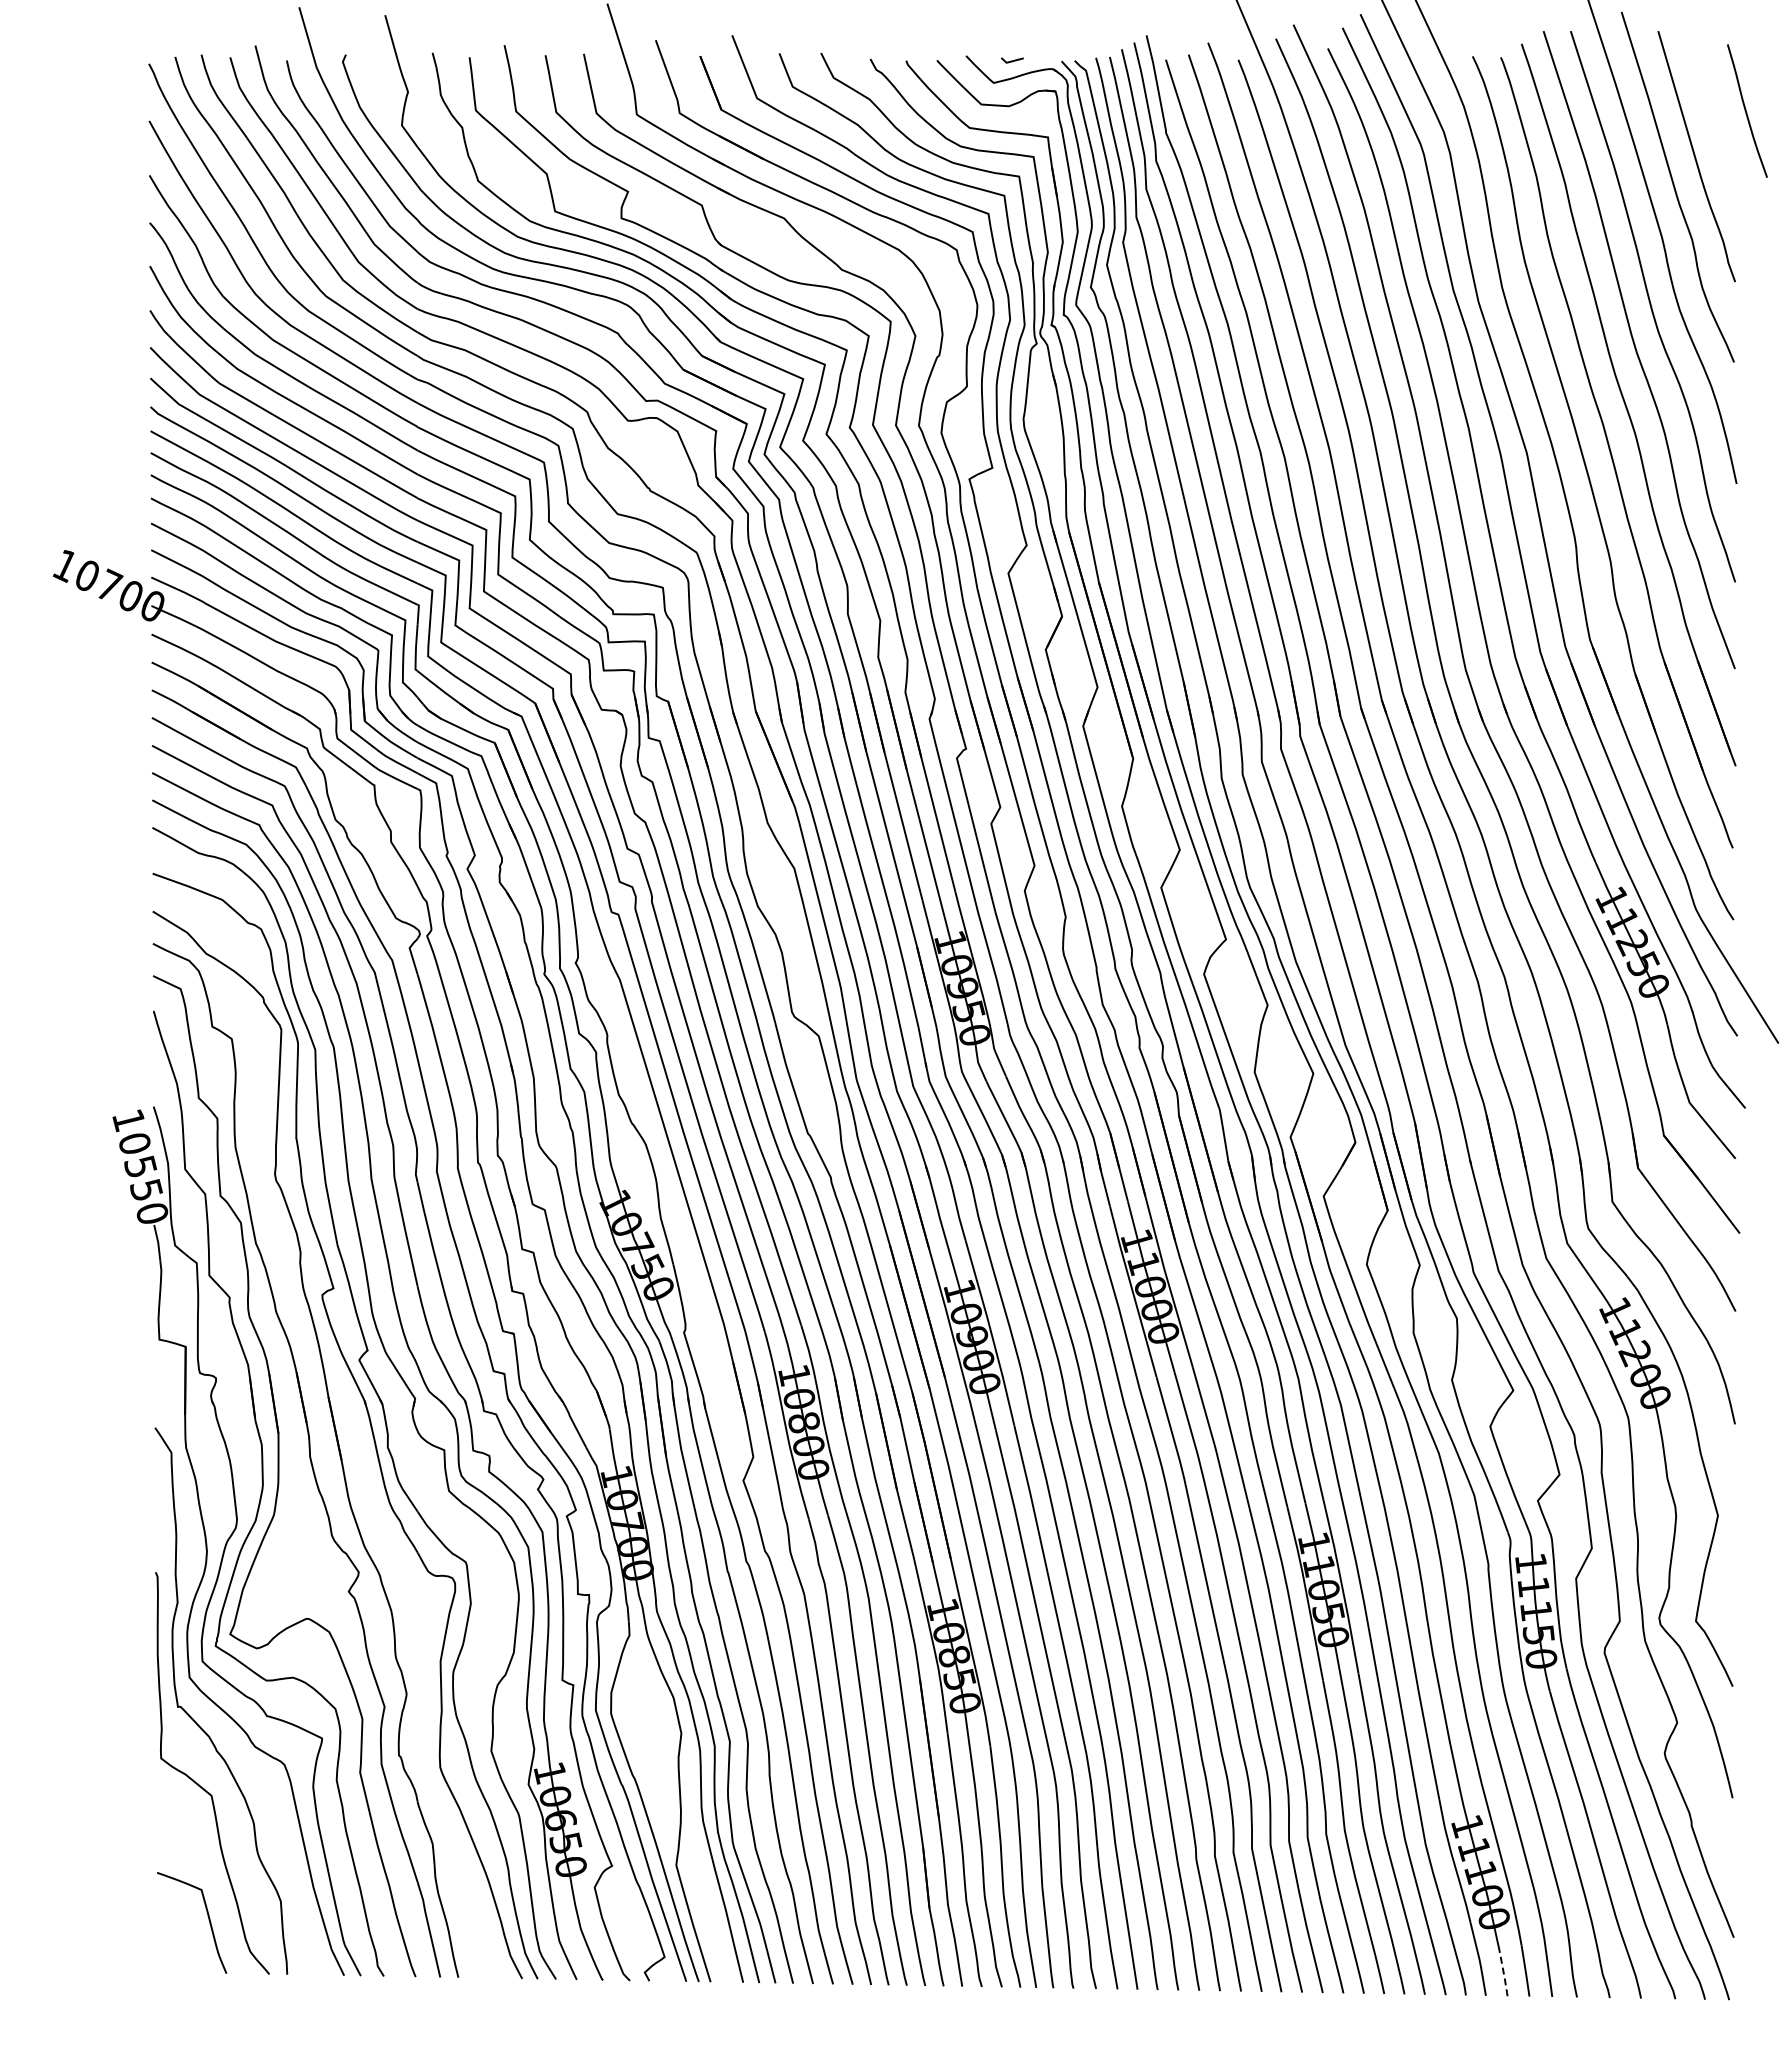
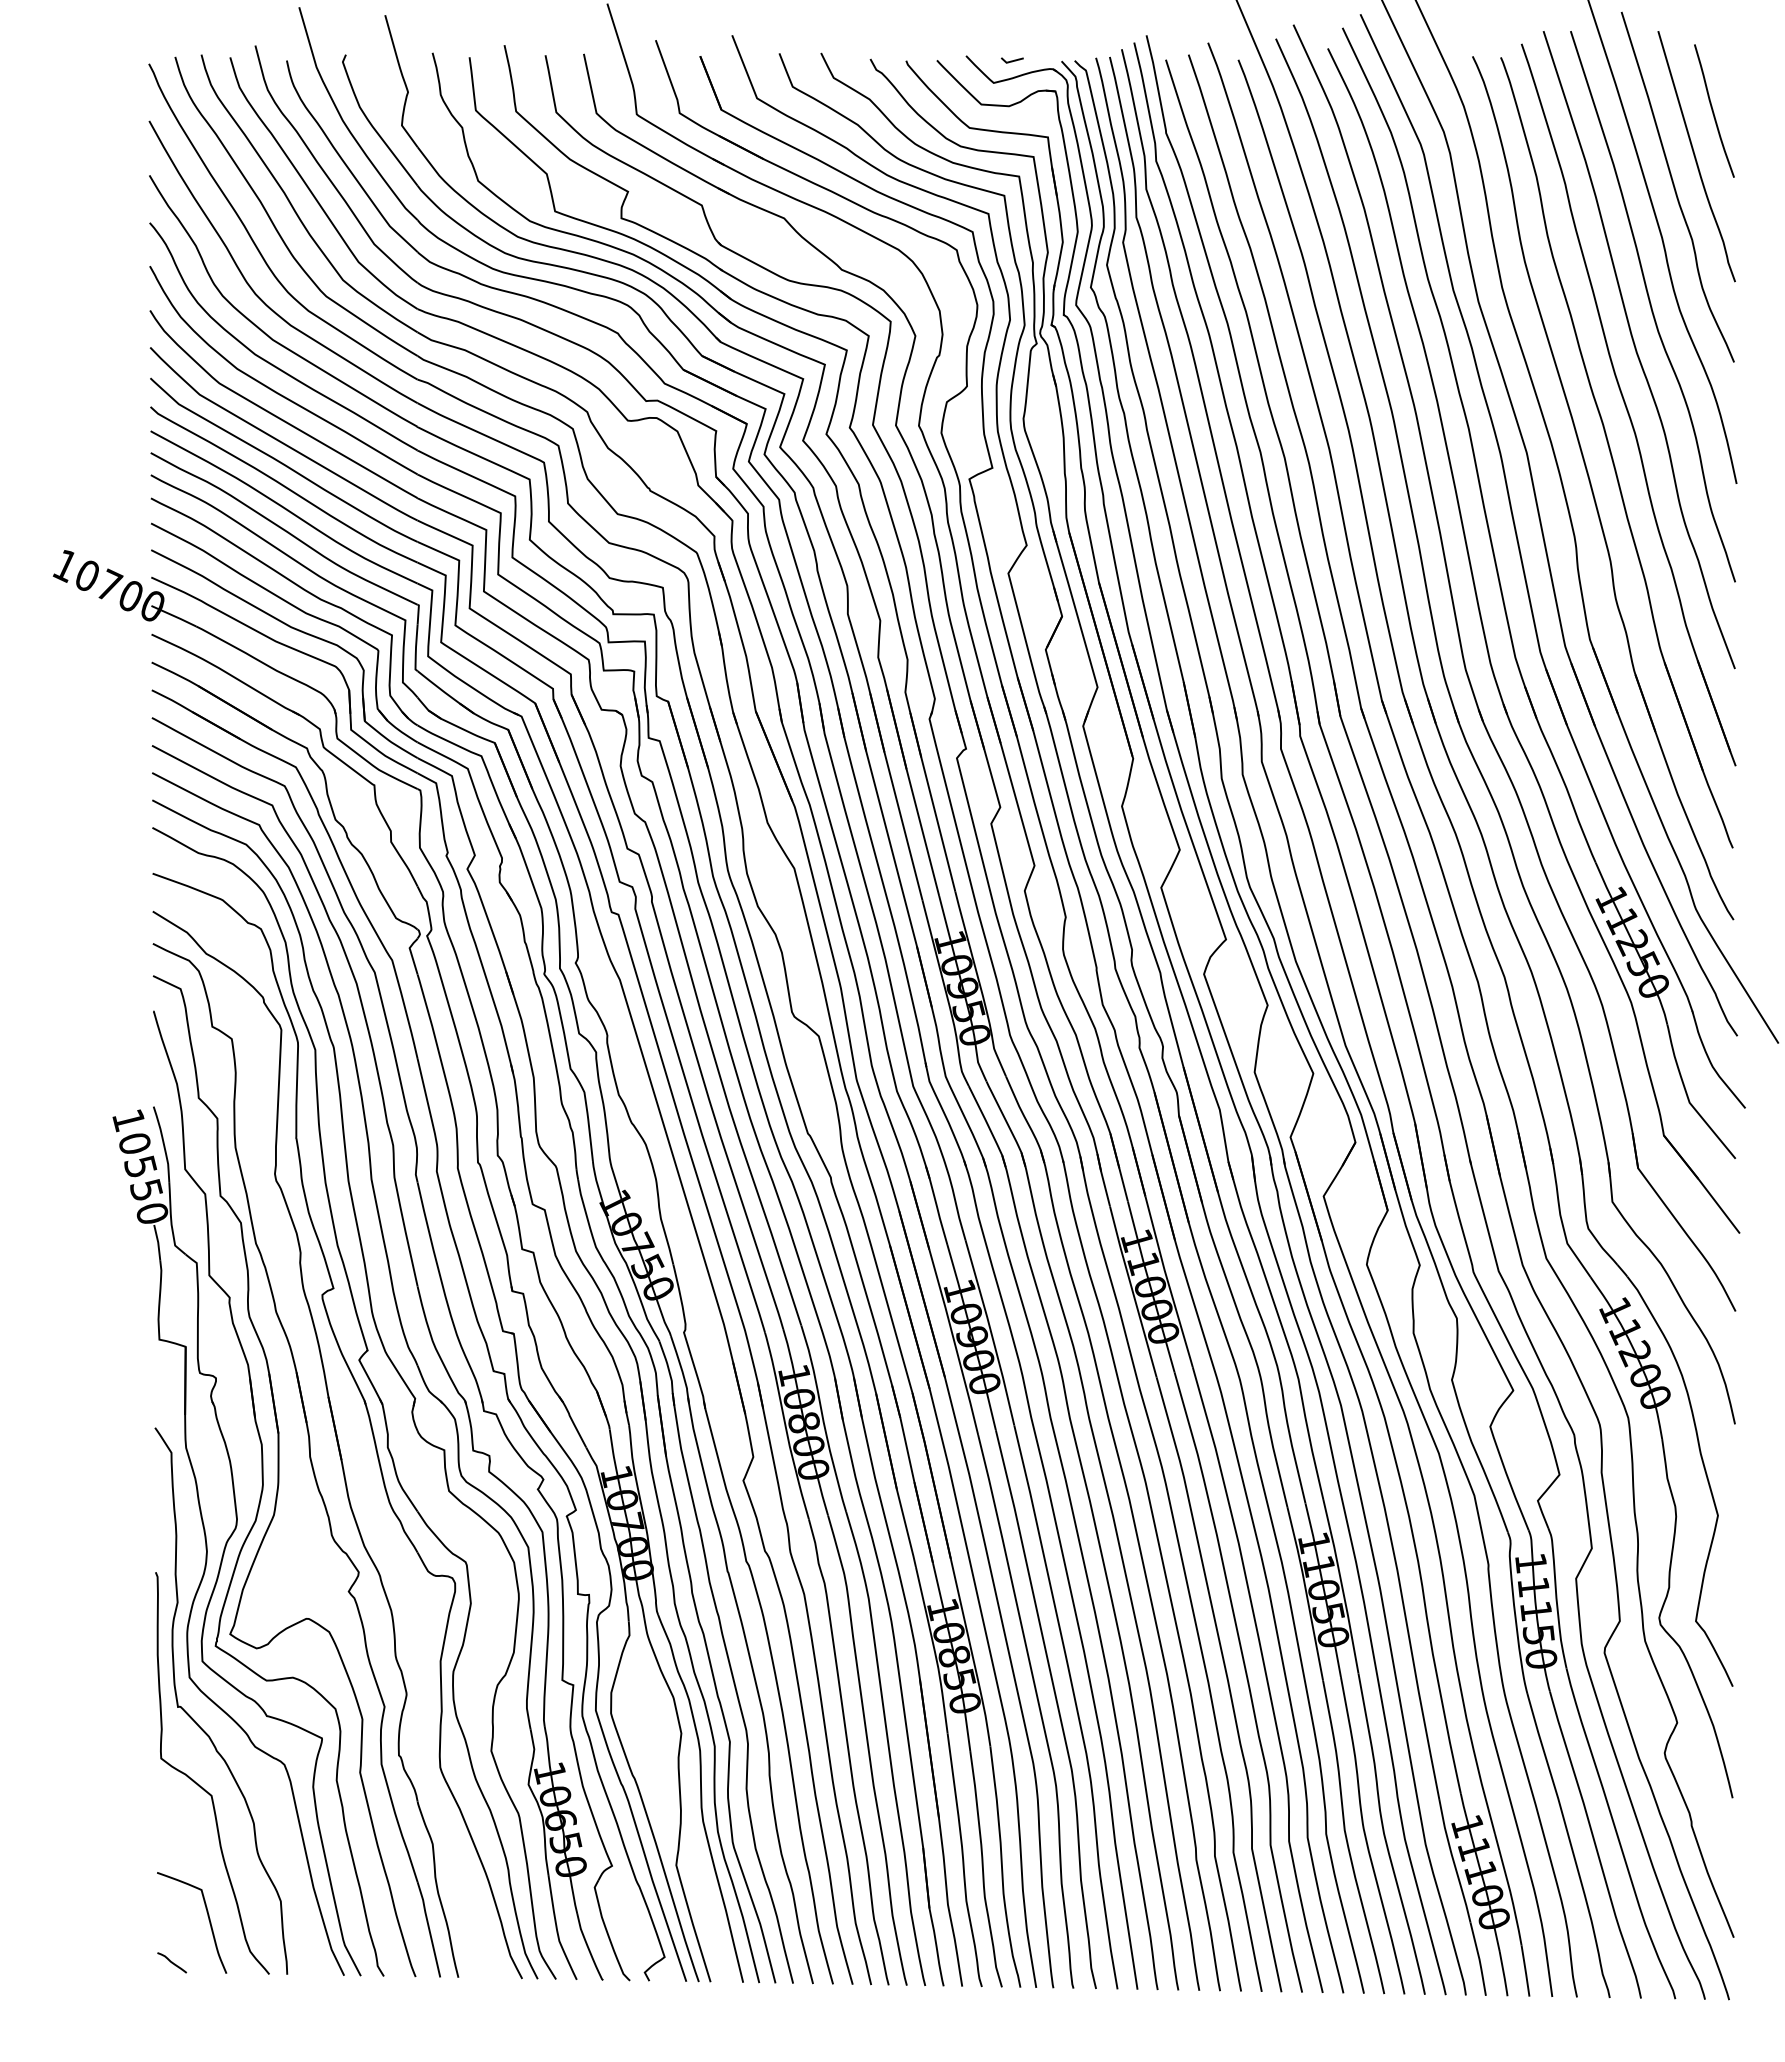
curve position: (1746, 110) -> (1713, 110) (1713, 110)
line: none -> present (171, 1962)
line: dashed -> solid (1504, 1975)
